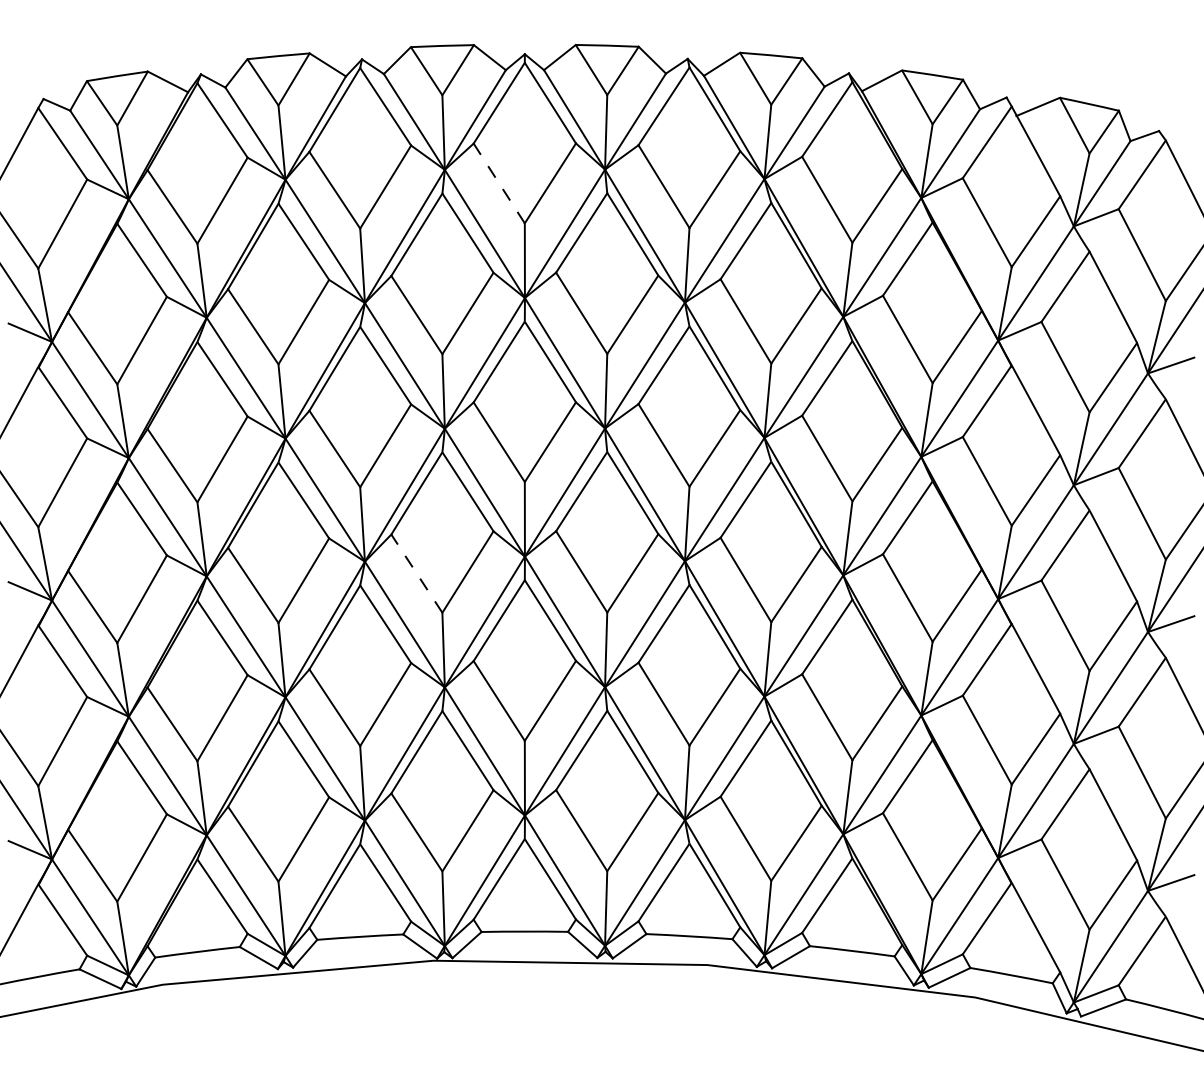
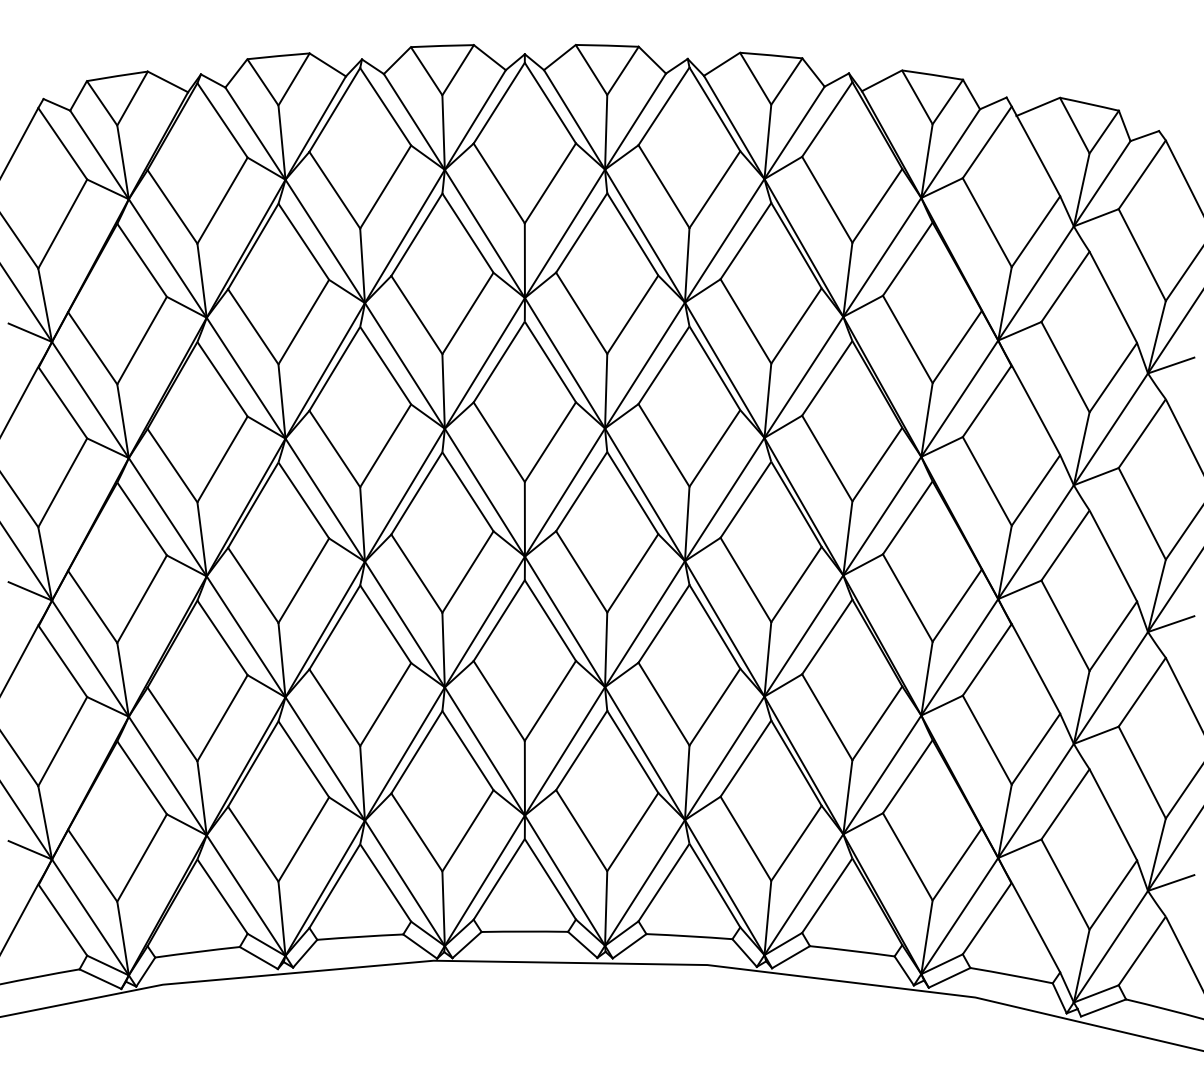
line: dashed -> solid (498, 183)
line: dashed -> solid (416, 573)
